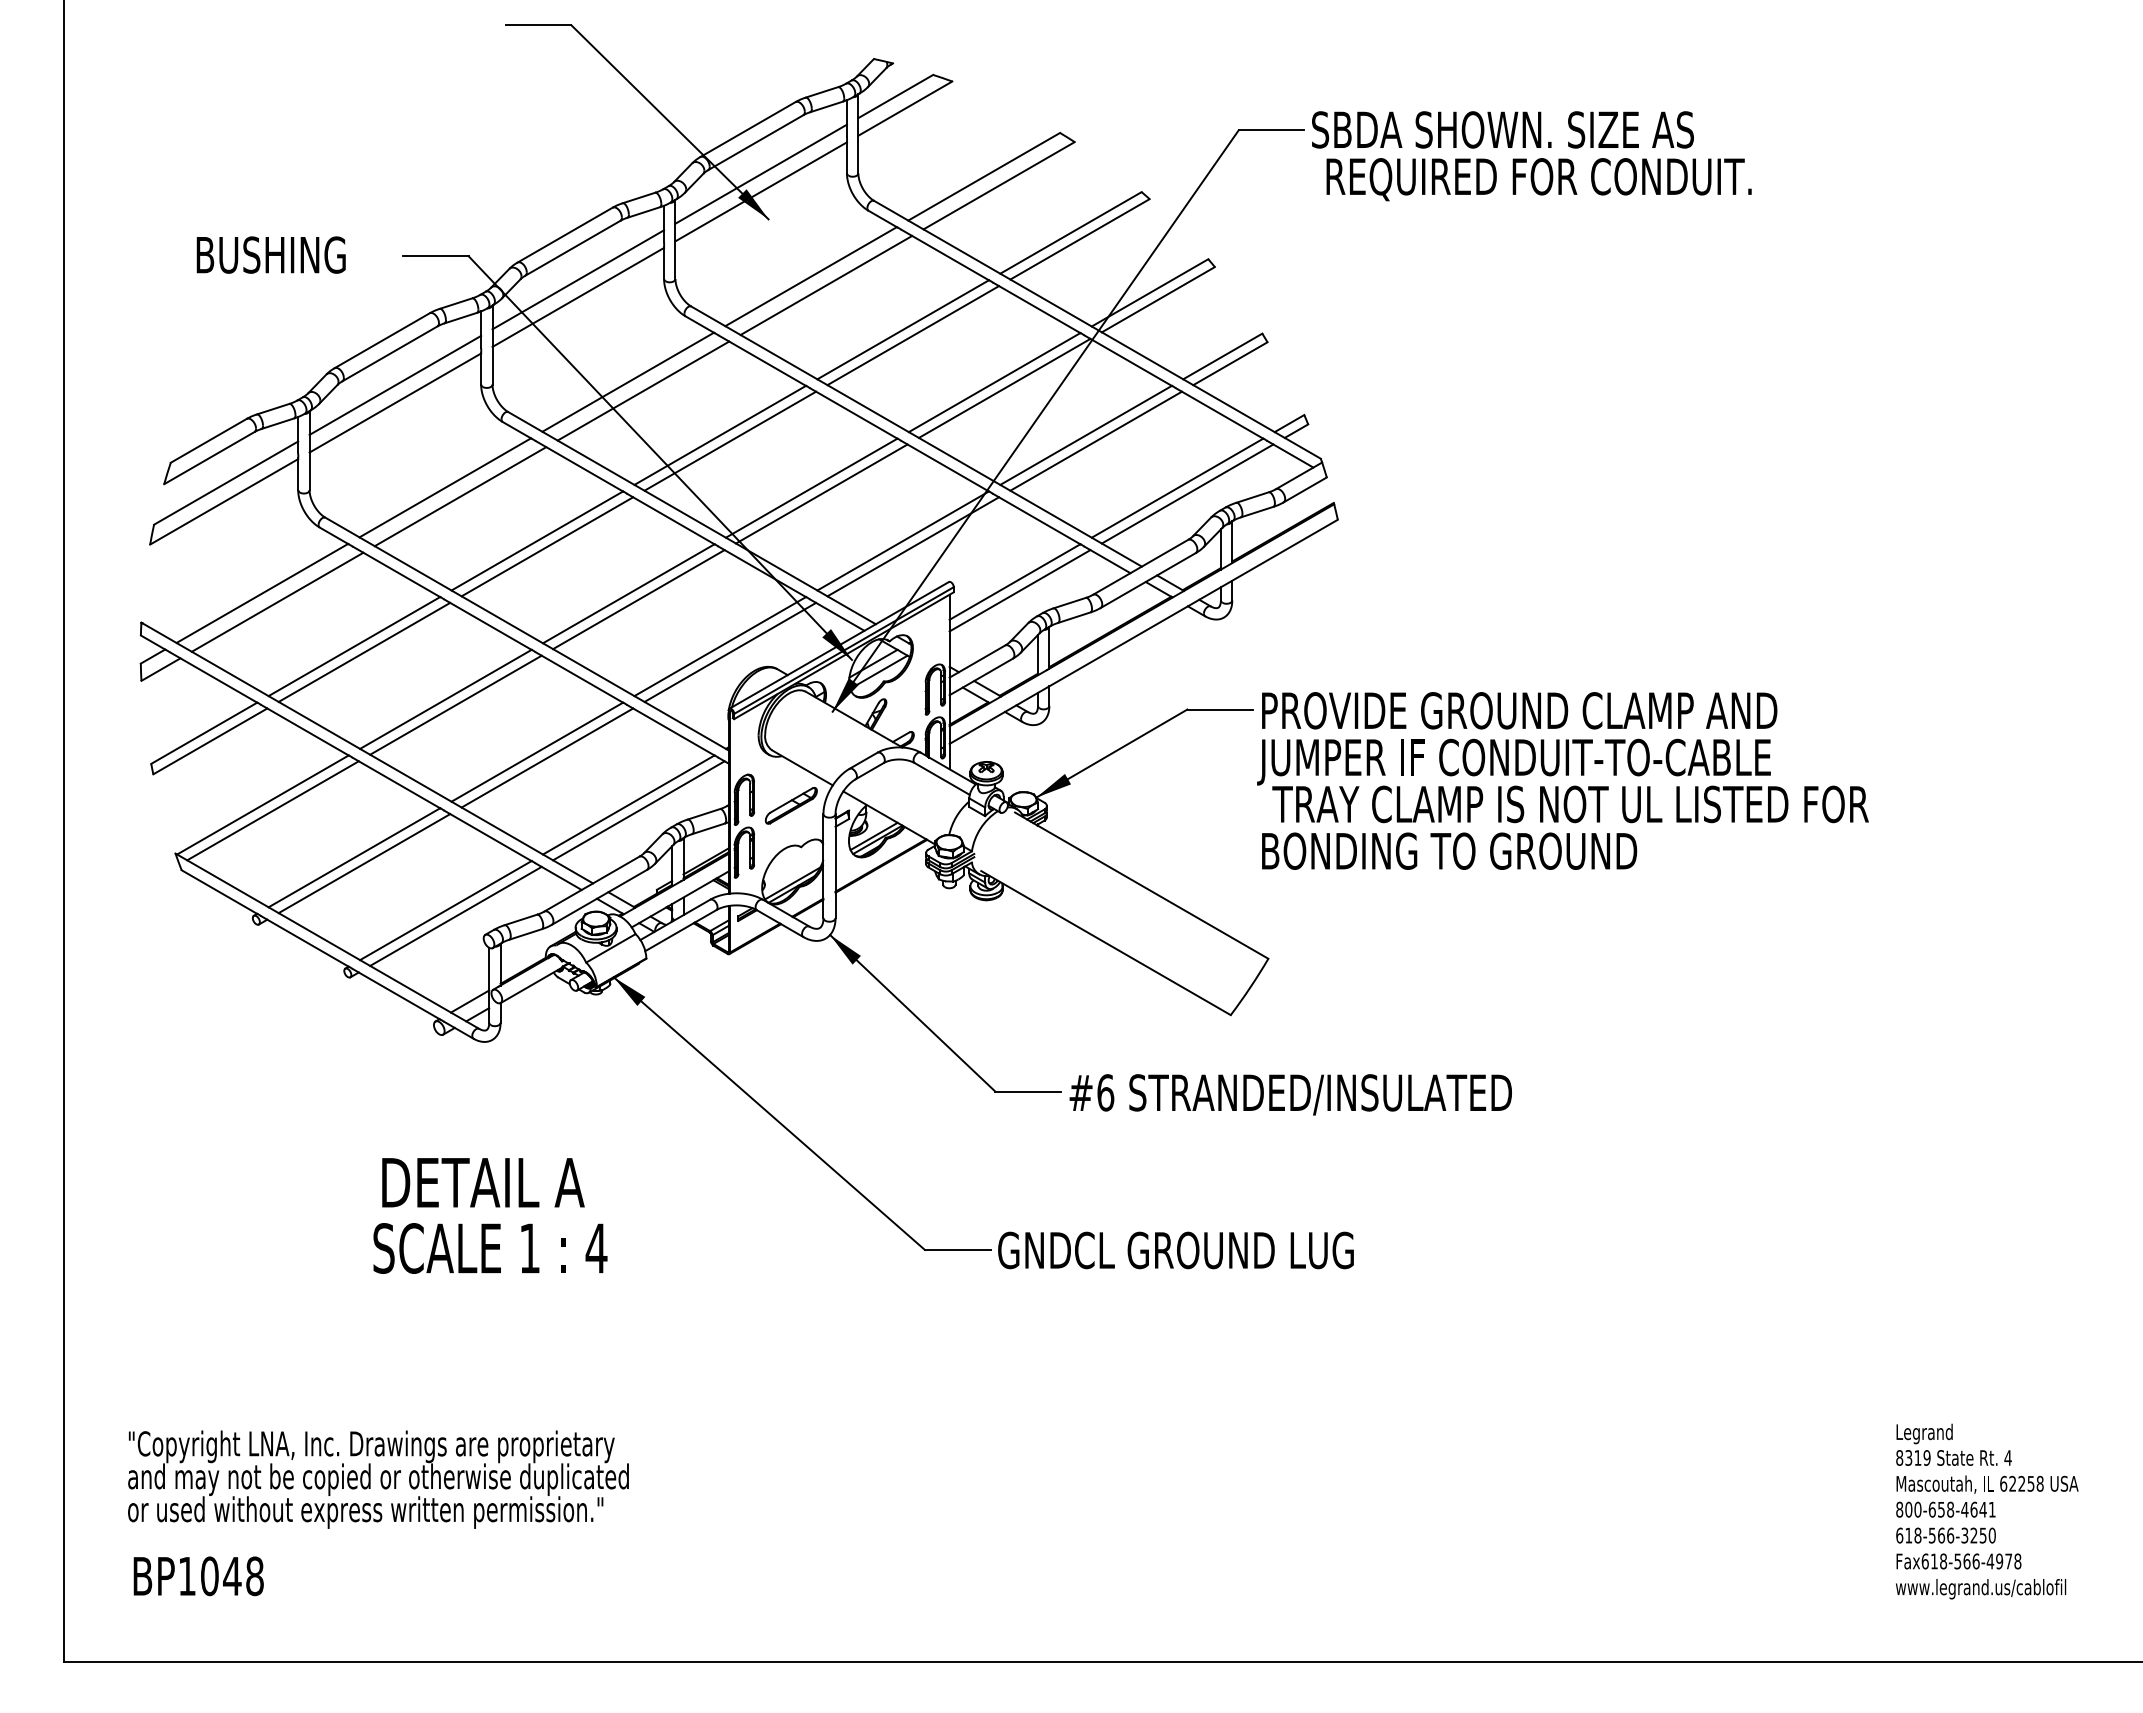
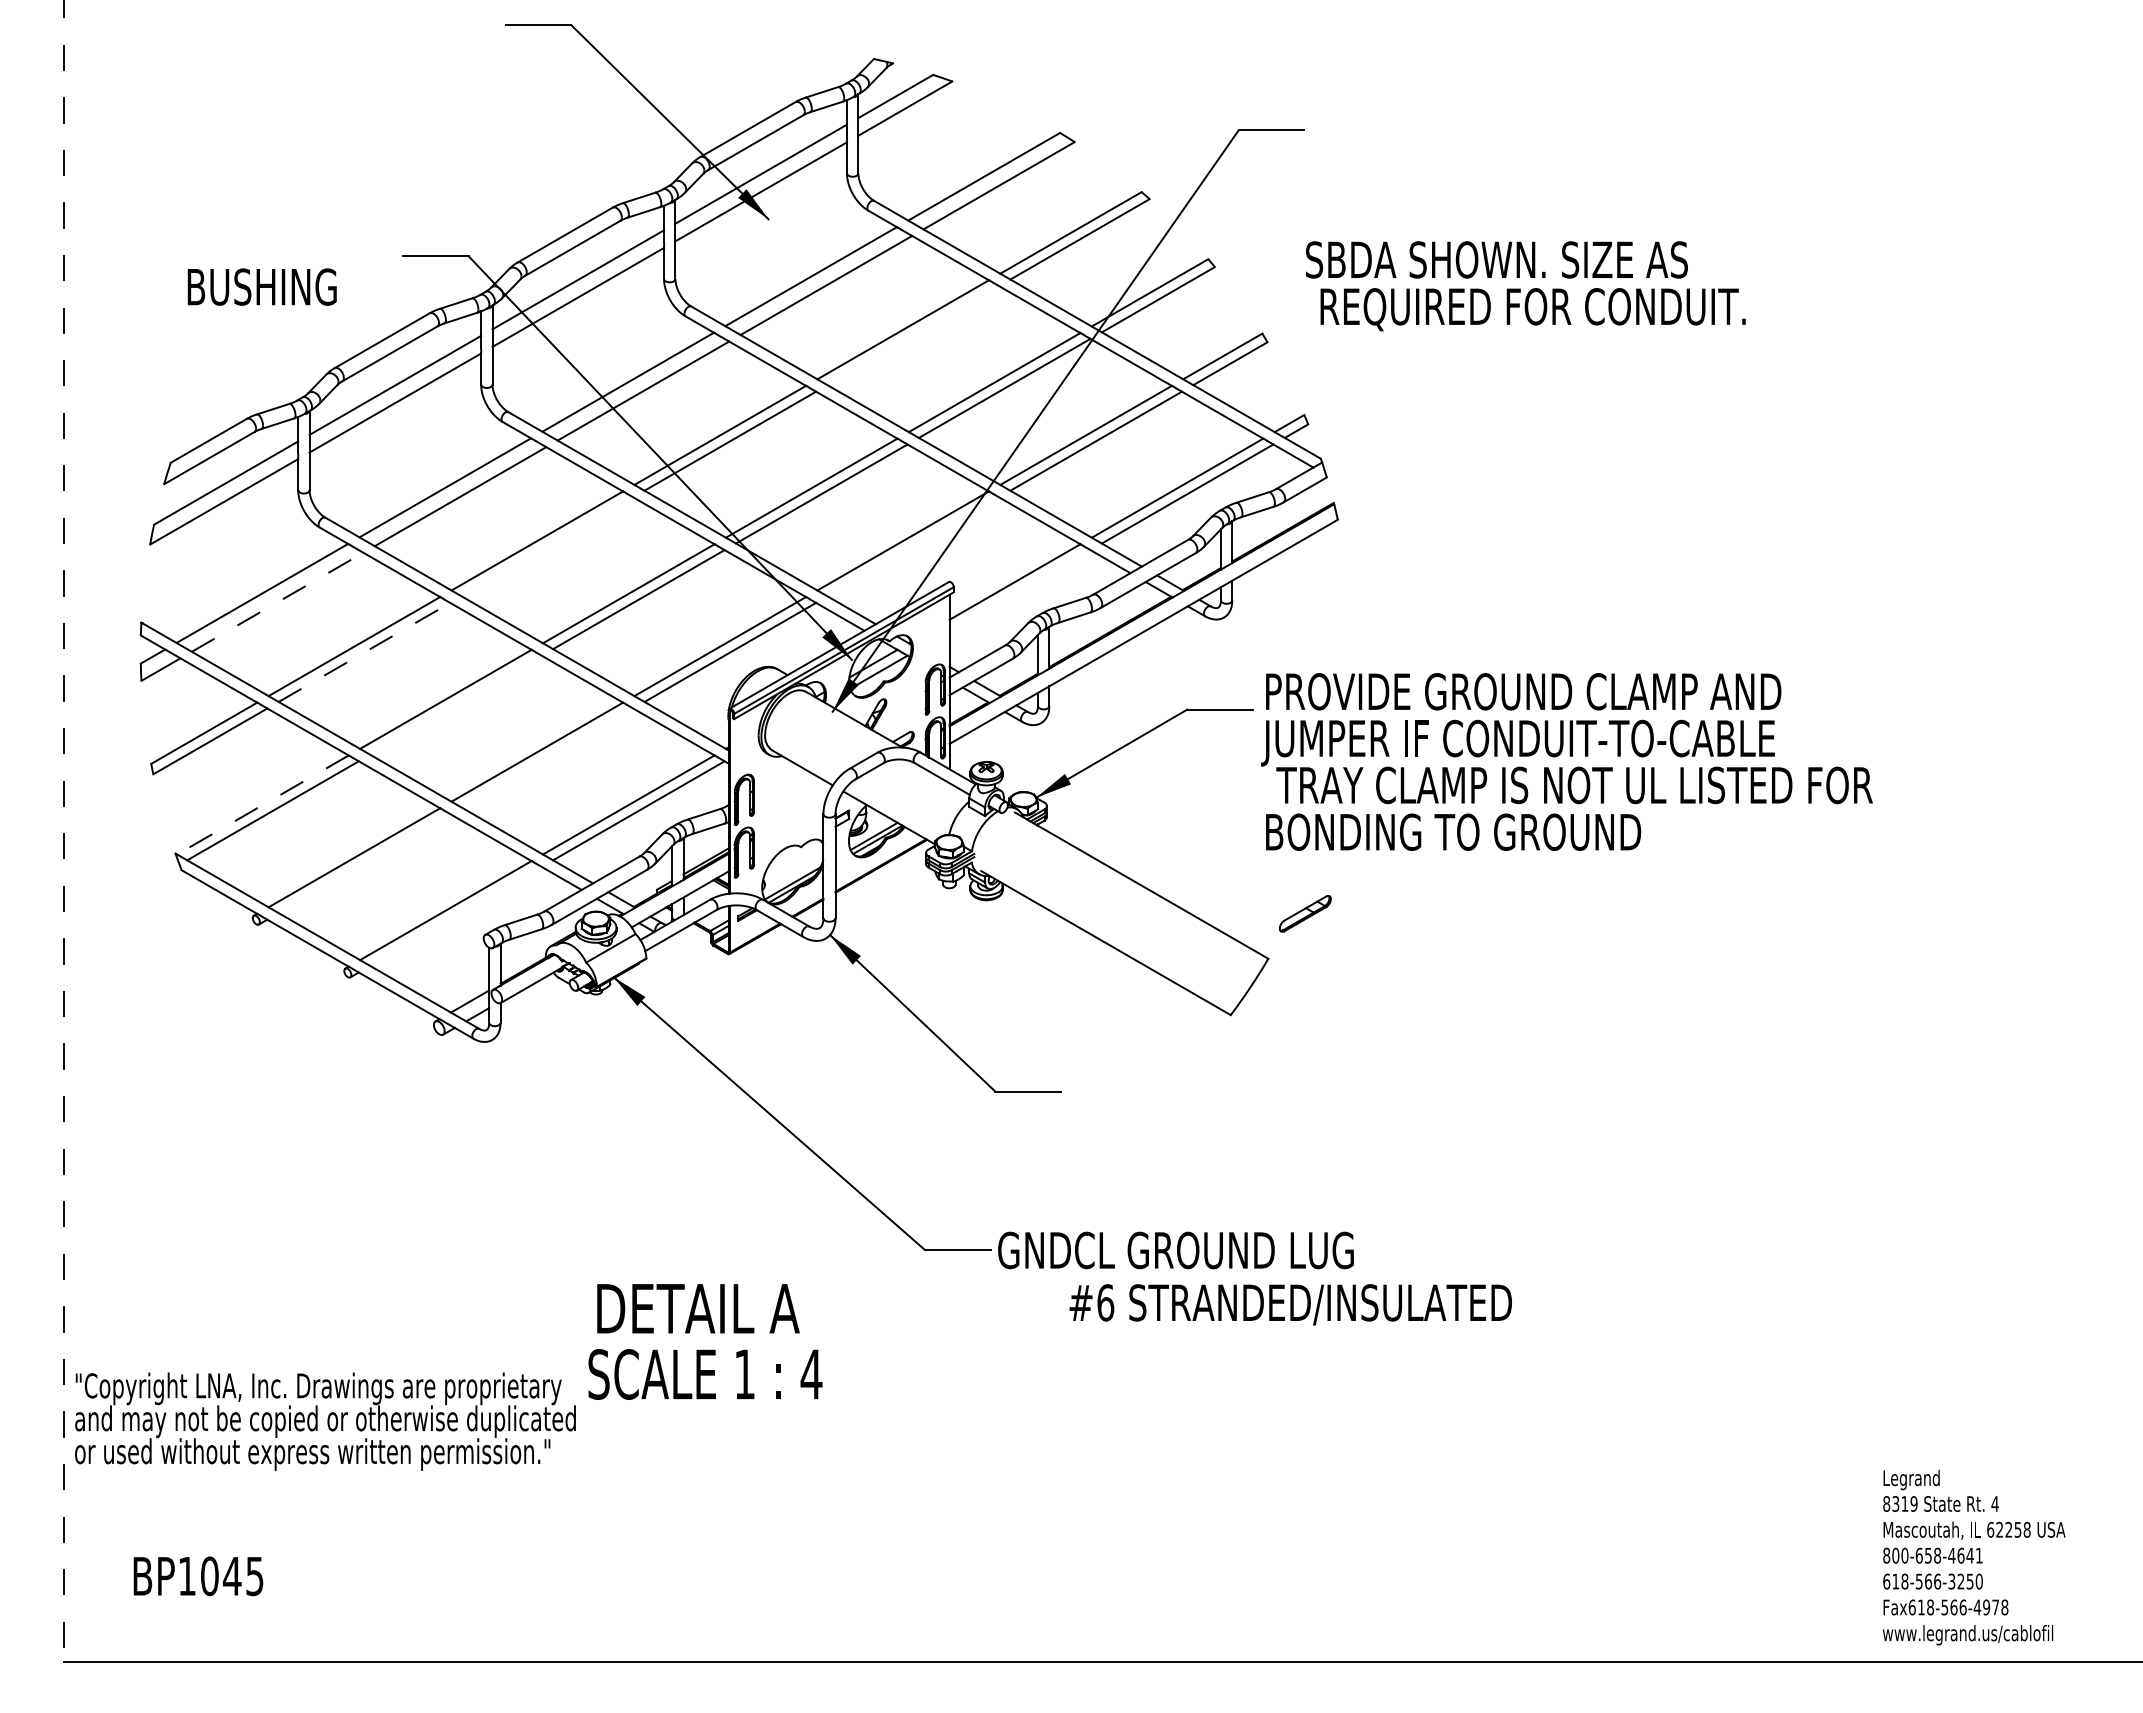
text position: (1531, 156) -> (1525, 286) (1525, 286)
text position: (270, 254) -> (261, 286) (261, 286)
line: present -> none (913, 335)
line: present -> none (547, 546)
line: present -> none (913, 546)
line: present -> none (1019, 590)
line: solid -> dashed (278, 602)
line: solid -> dashed (364, 652)
line: present -> none (455, 704)
line: present -> none (547, 757)
text position: (1562, 780) -> (1566, 761) (1566, 761)
line: solid -> dashed (262, 805)
part position: (790, 805) -> (1304, 913) (1304, 913)
line: solid -> dashed (64, 830)
line: present -> none (364, 863)
line: present -> none (455, 915)
text position: (1290, 1094) -> (1290, 1304) (1290, 1304)
text position: (490, 1215) -> (705, 1341) (705, 1341)
text position: (378, 1479) -> (325, 1421) (325, 1421)
text position: (1987, 1511) -> (1974, 1557) (1974, 1557)
text: BP1048 -> BP1045 (254, 1576)
